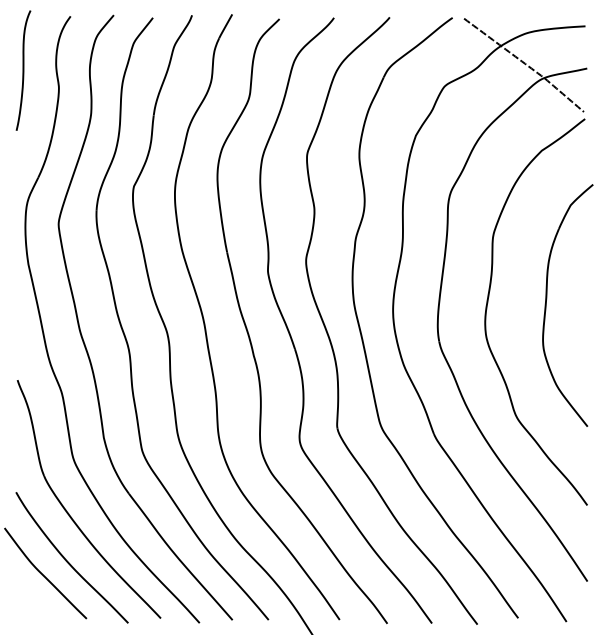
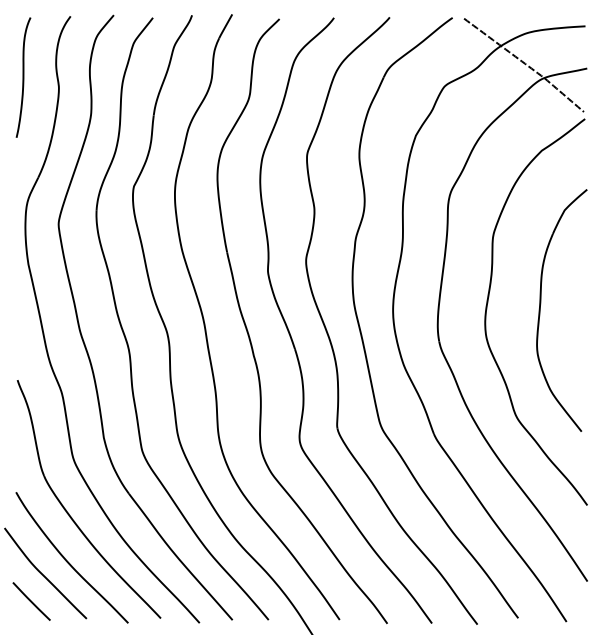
curve position: (23, 70) -> (23, 77) (23, 77)
part position: (547, 299) -> (541, 304) (541, 304)
line: none -> present (31, 601)
